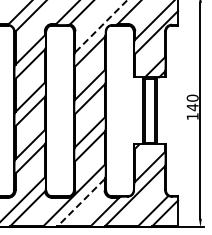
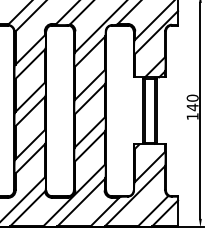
line: dashed -> solid (101, 26)
line: dashed -> solid (80, 203)
